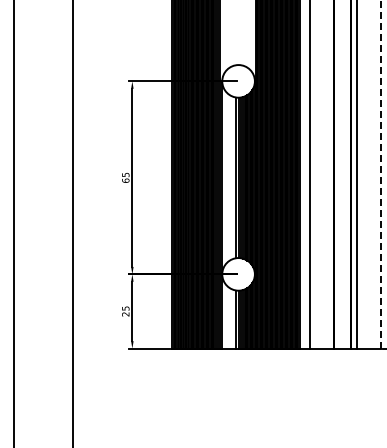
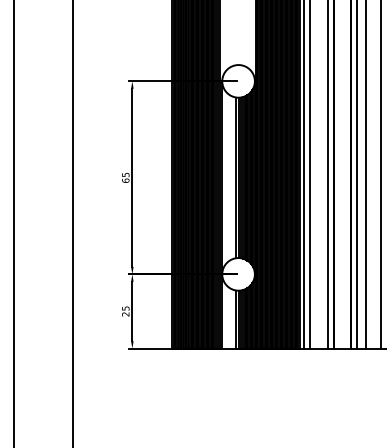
line: dashed -> solid (380, 174)
line: none -> present (303, 175)
line: none -> present (327, 175)
line: none -> present (365, 175)
